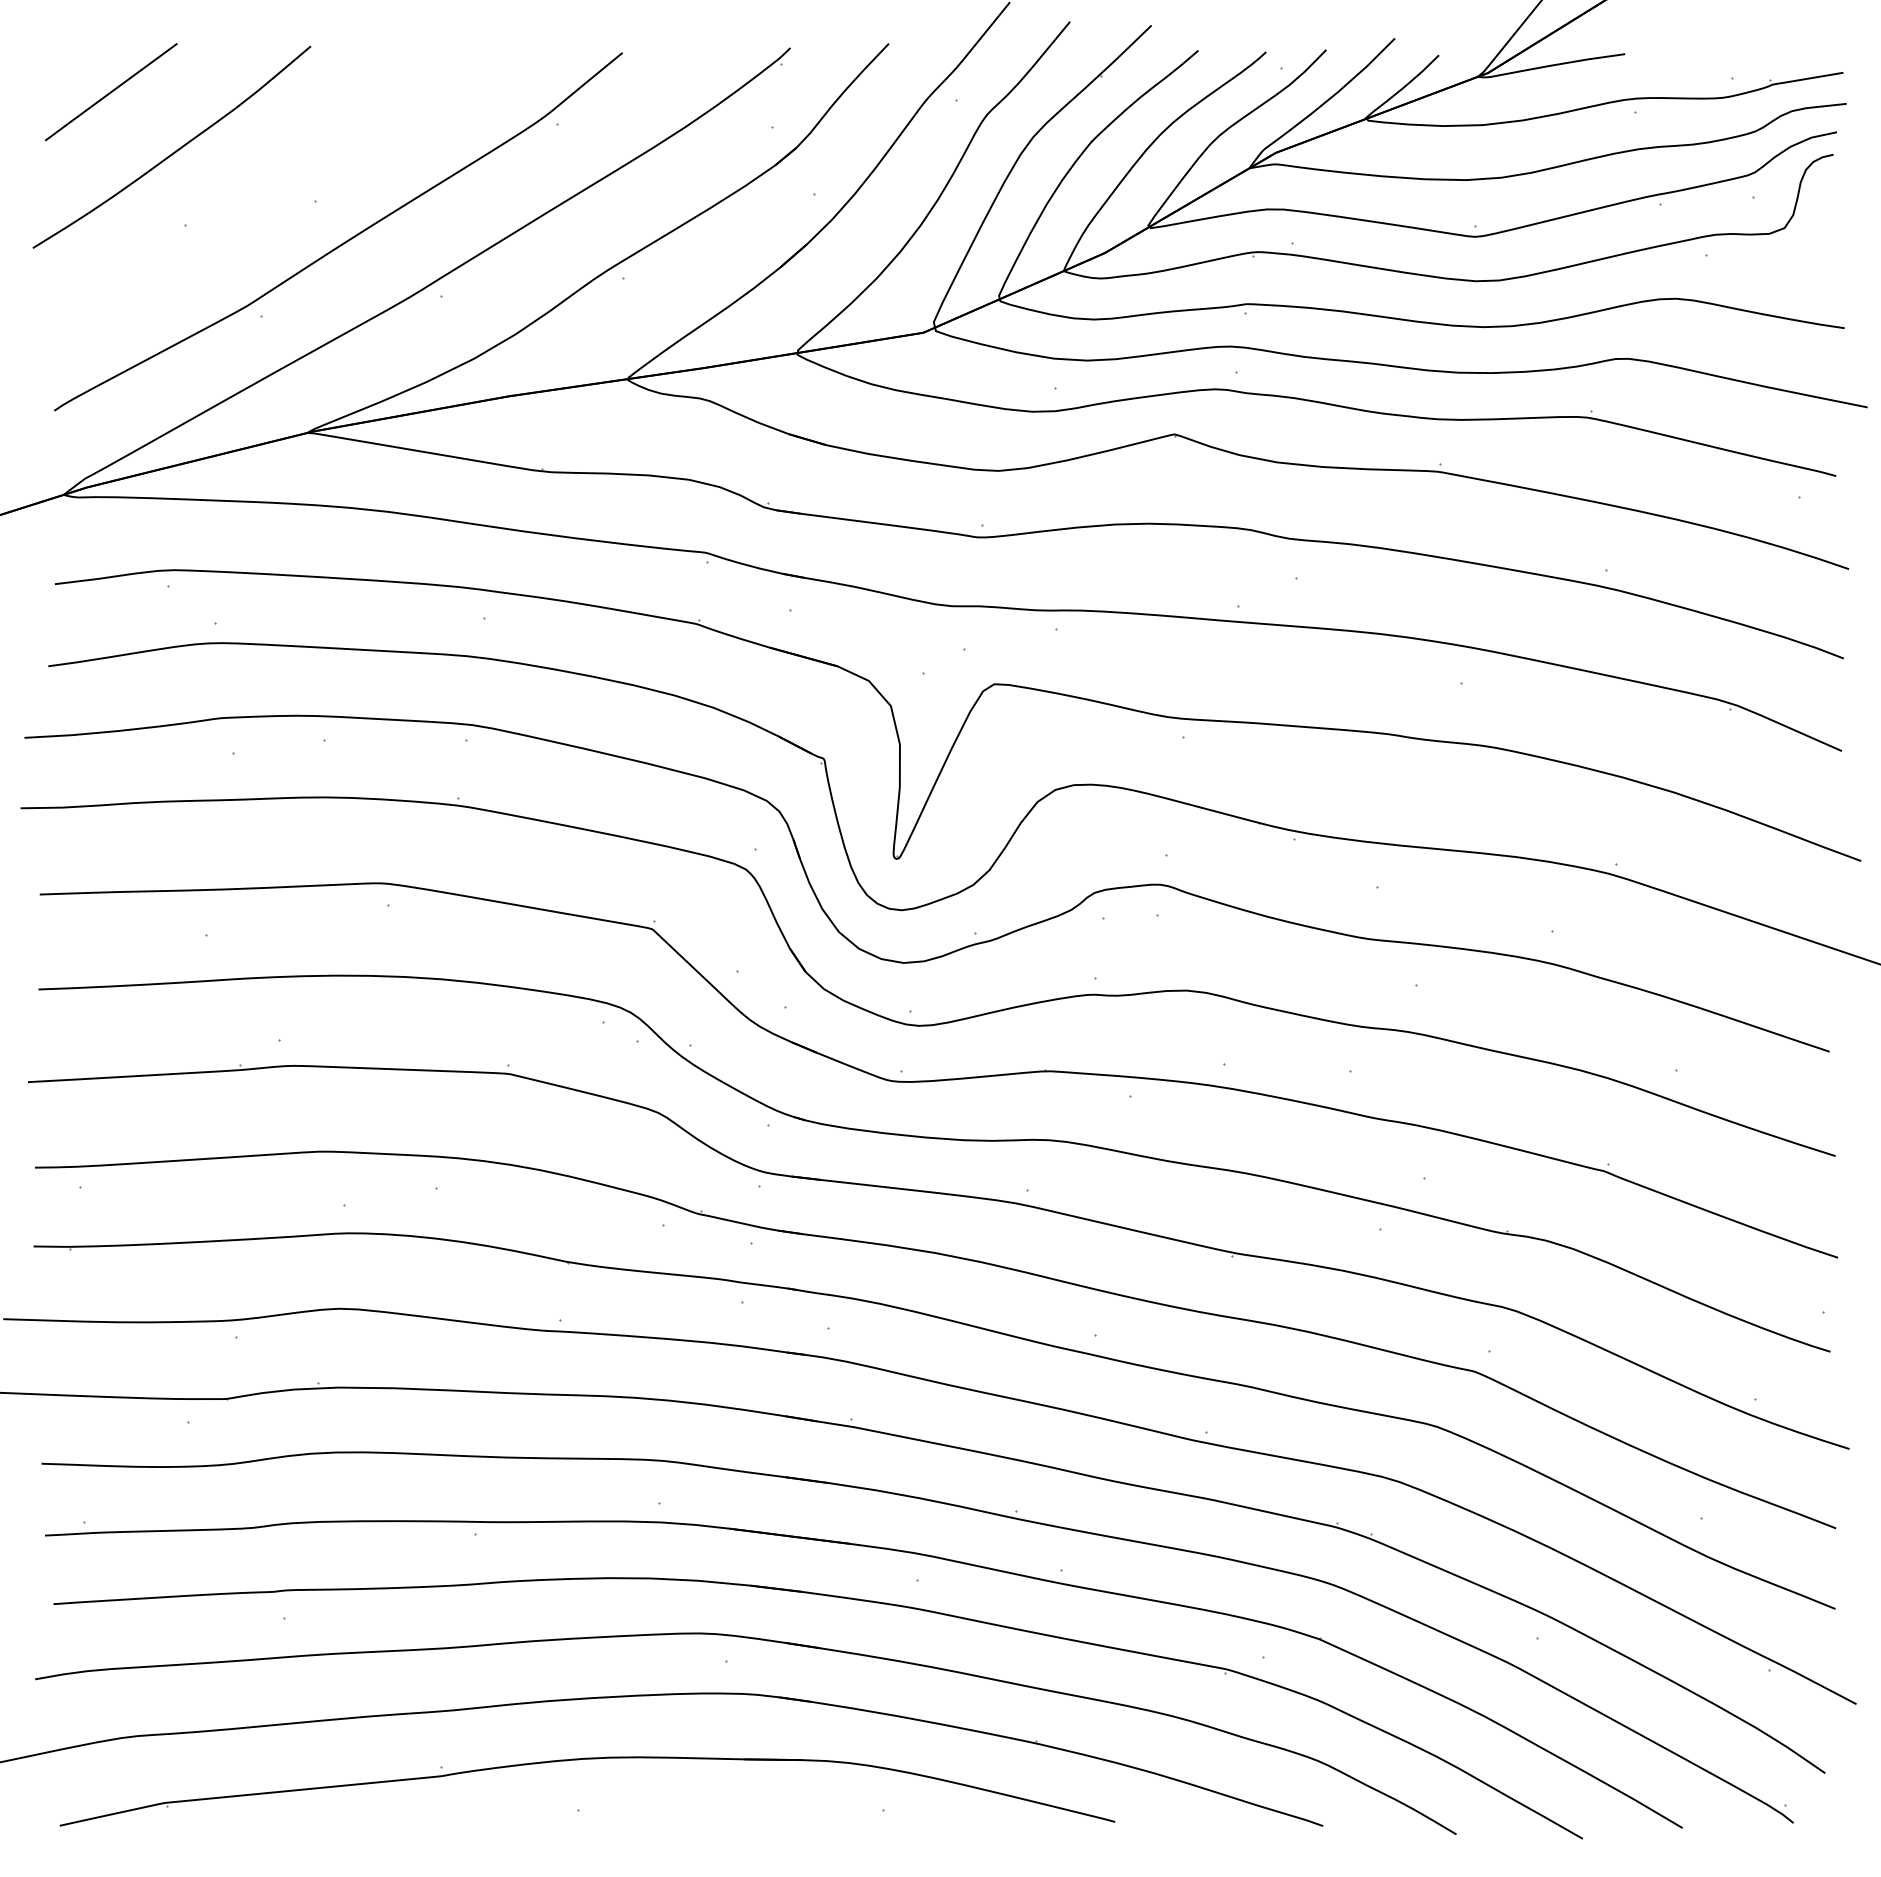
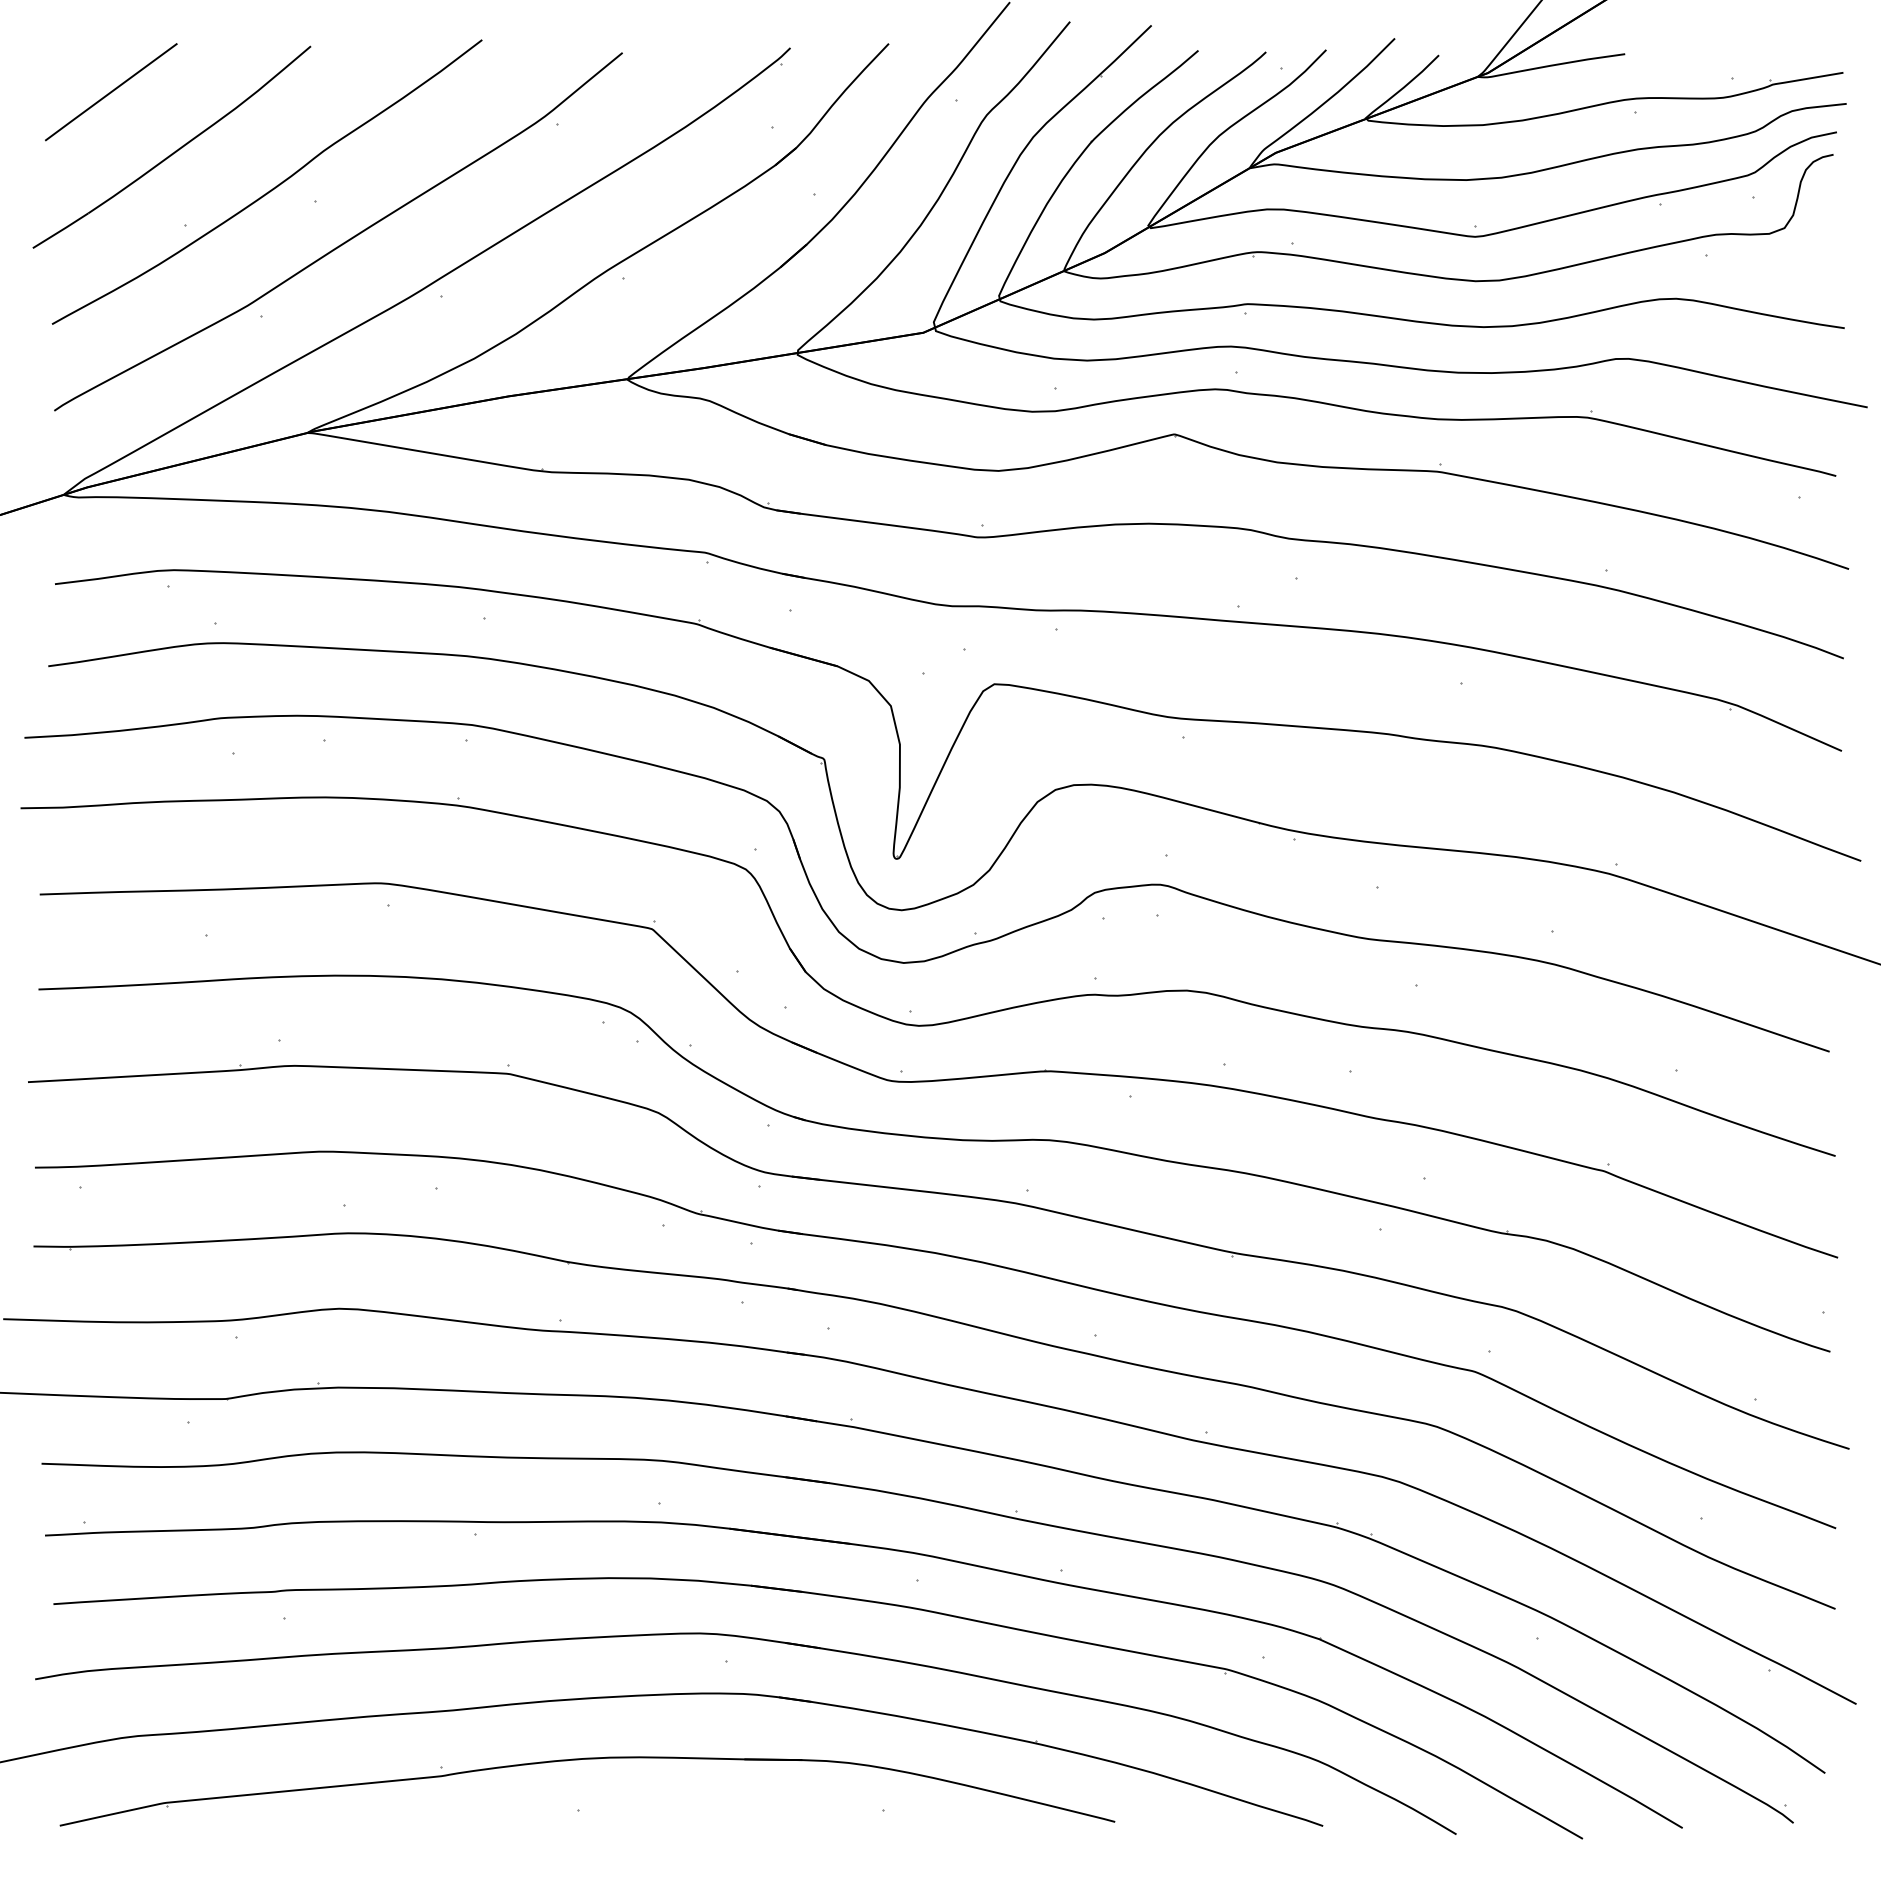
curve: none -> present (273, 187)
